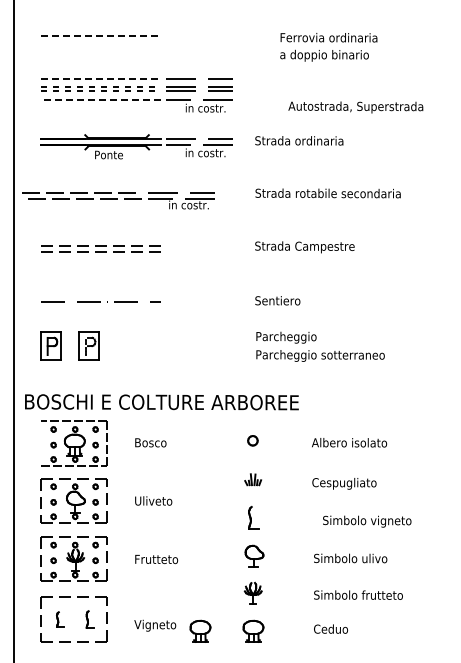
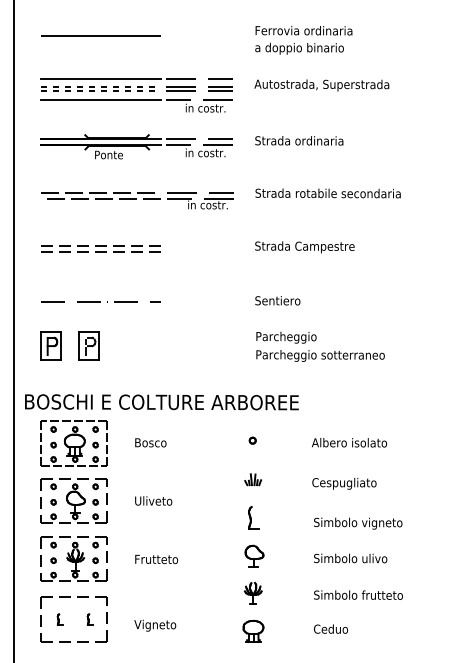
line: dashed -> solid (100, 35)
text position: (328, 47) -> (303, 40) (303, 40)
line: dashed -> solid (100, 78)
line: dashed -> solid (100, 99)
text position: (355, 107) -> (321, 85) (321, 85)
part position: (118, 200) -> (137, 200) (137, 200)
part size: 12x12 px -> 9x9 px (252, 440)
line: none -> present (40, 443)
text position: (367, 521) -> (358, 523) (358, 523)
part size: 9x17 px -> 8x13 px (59, 619)
part size: 10x19 px -> 8x13 px (89, 619)
part: present -> none (200, 630)
